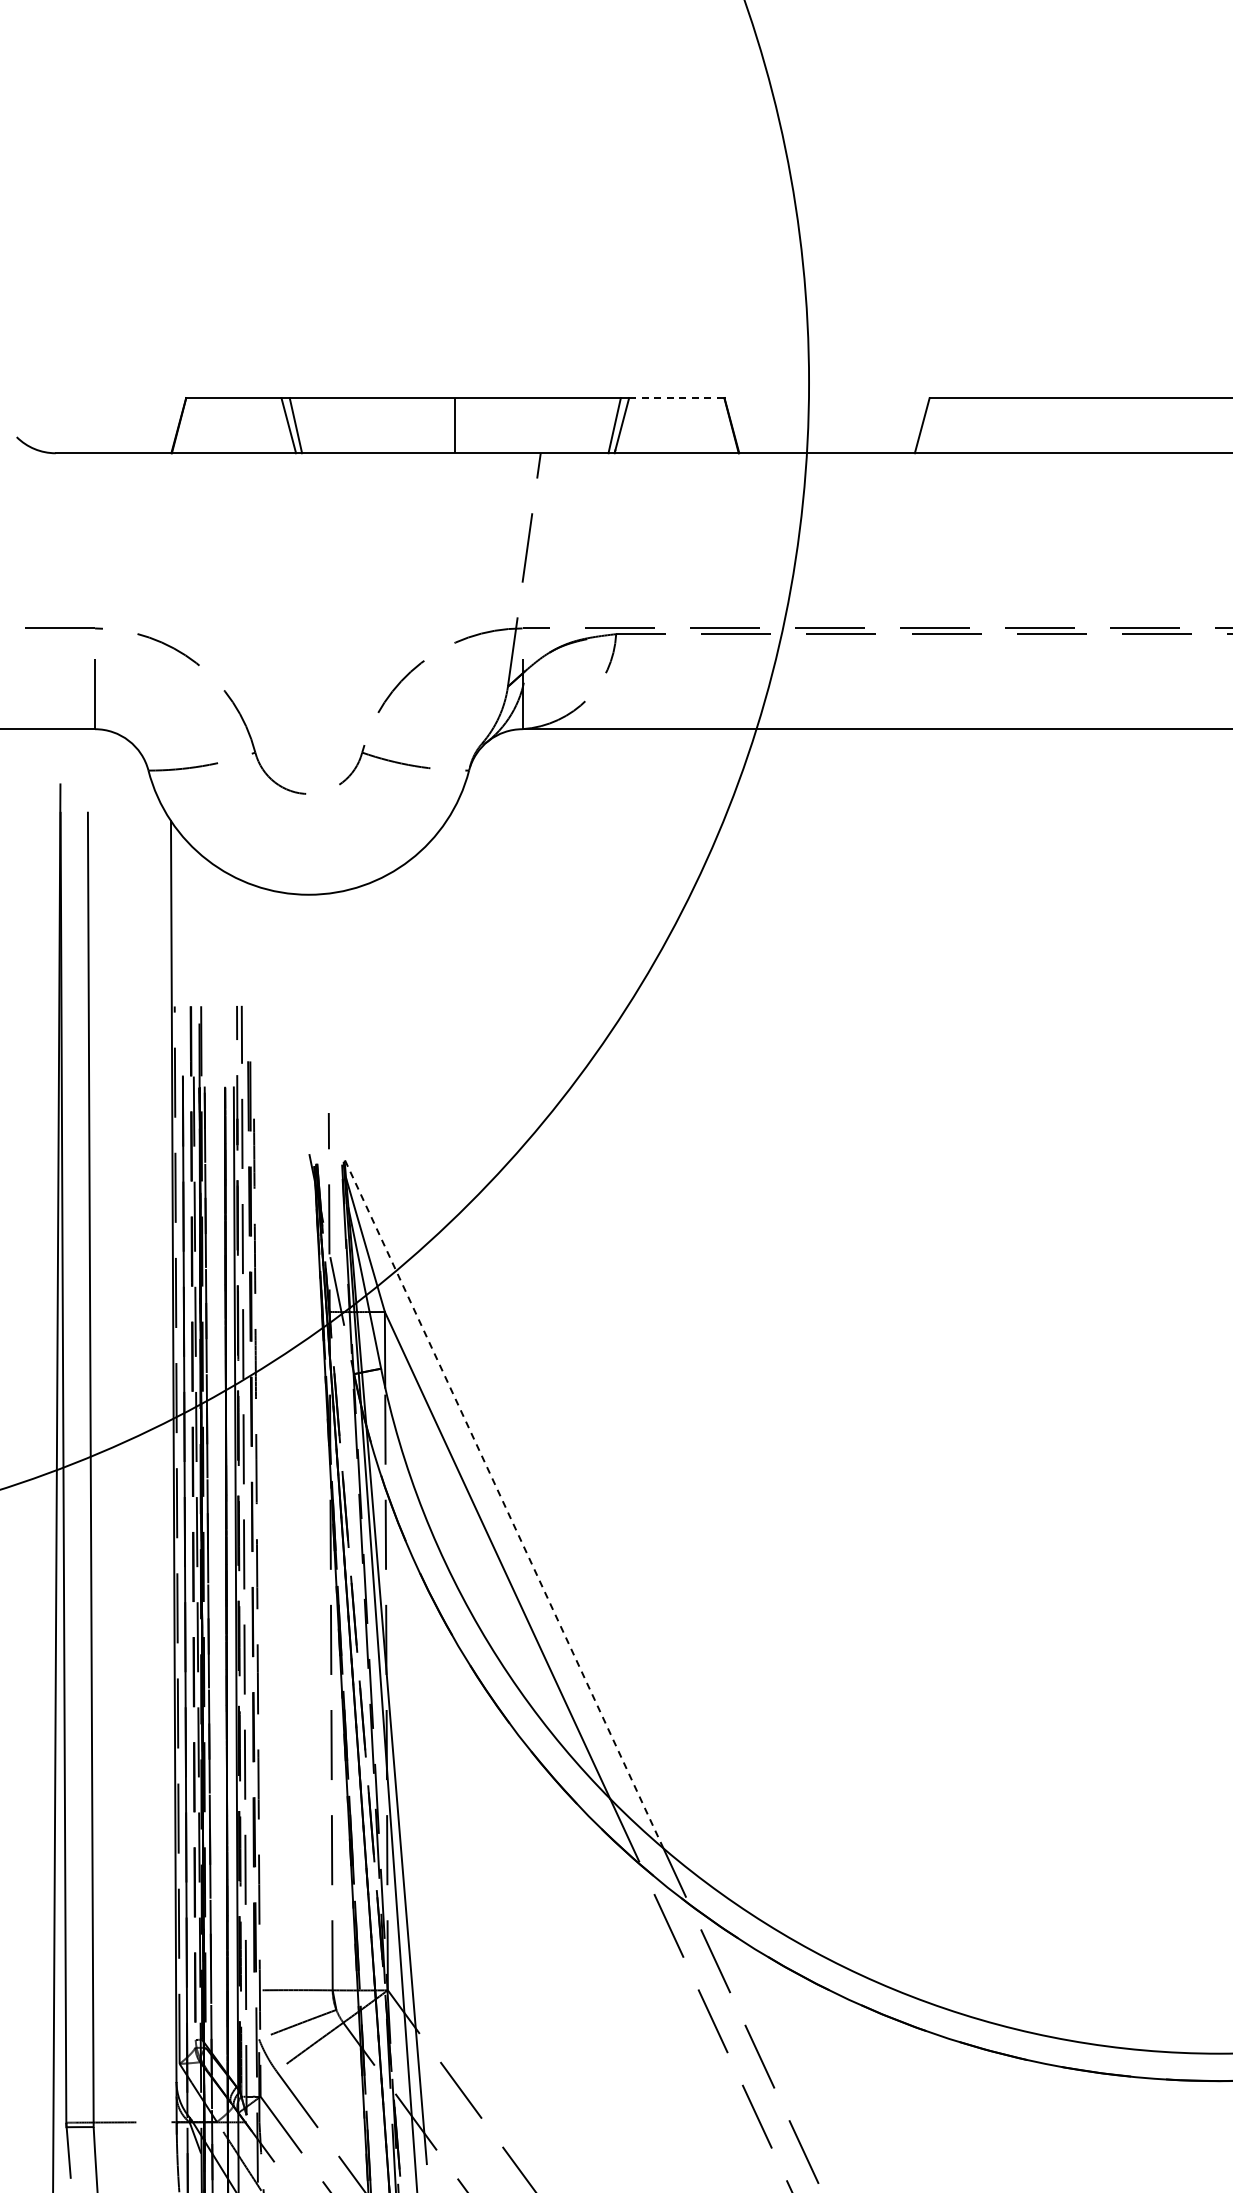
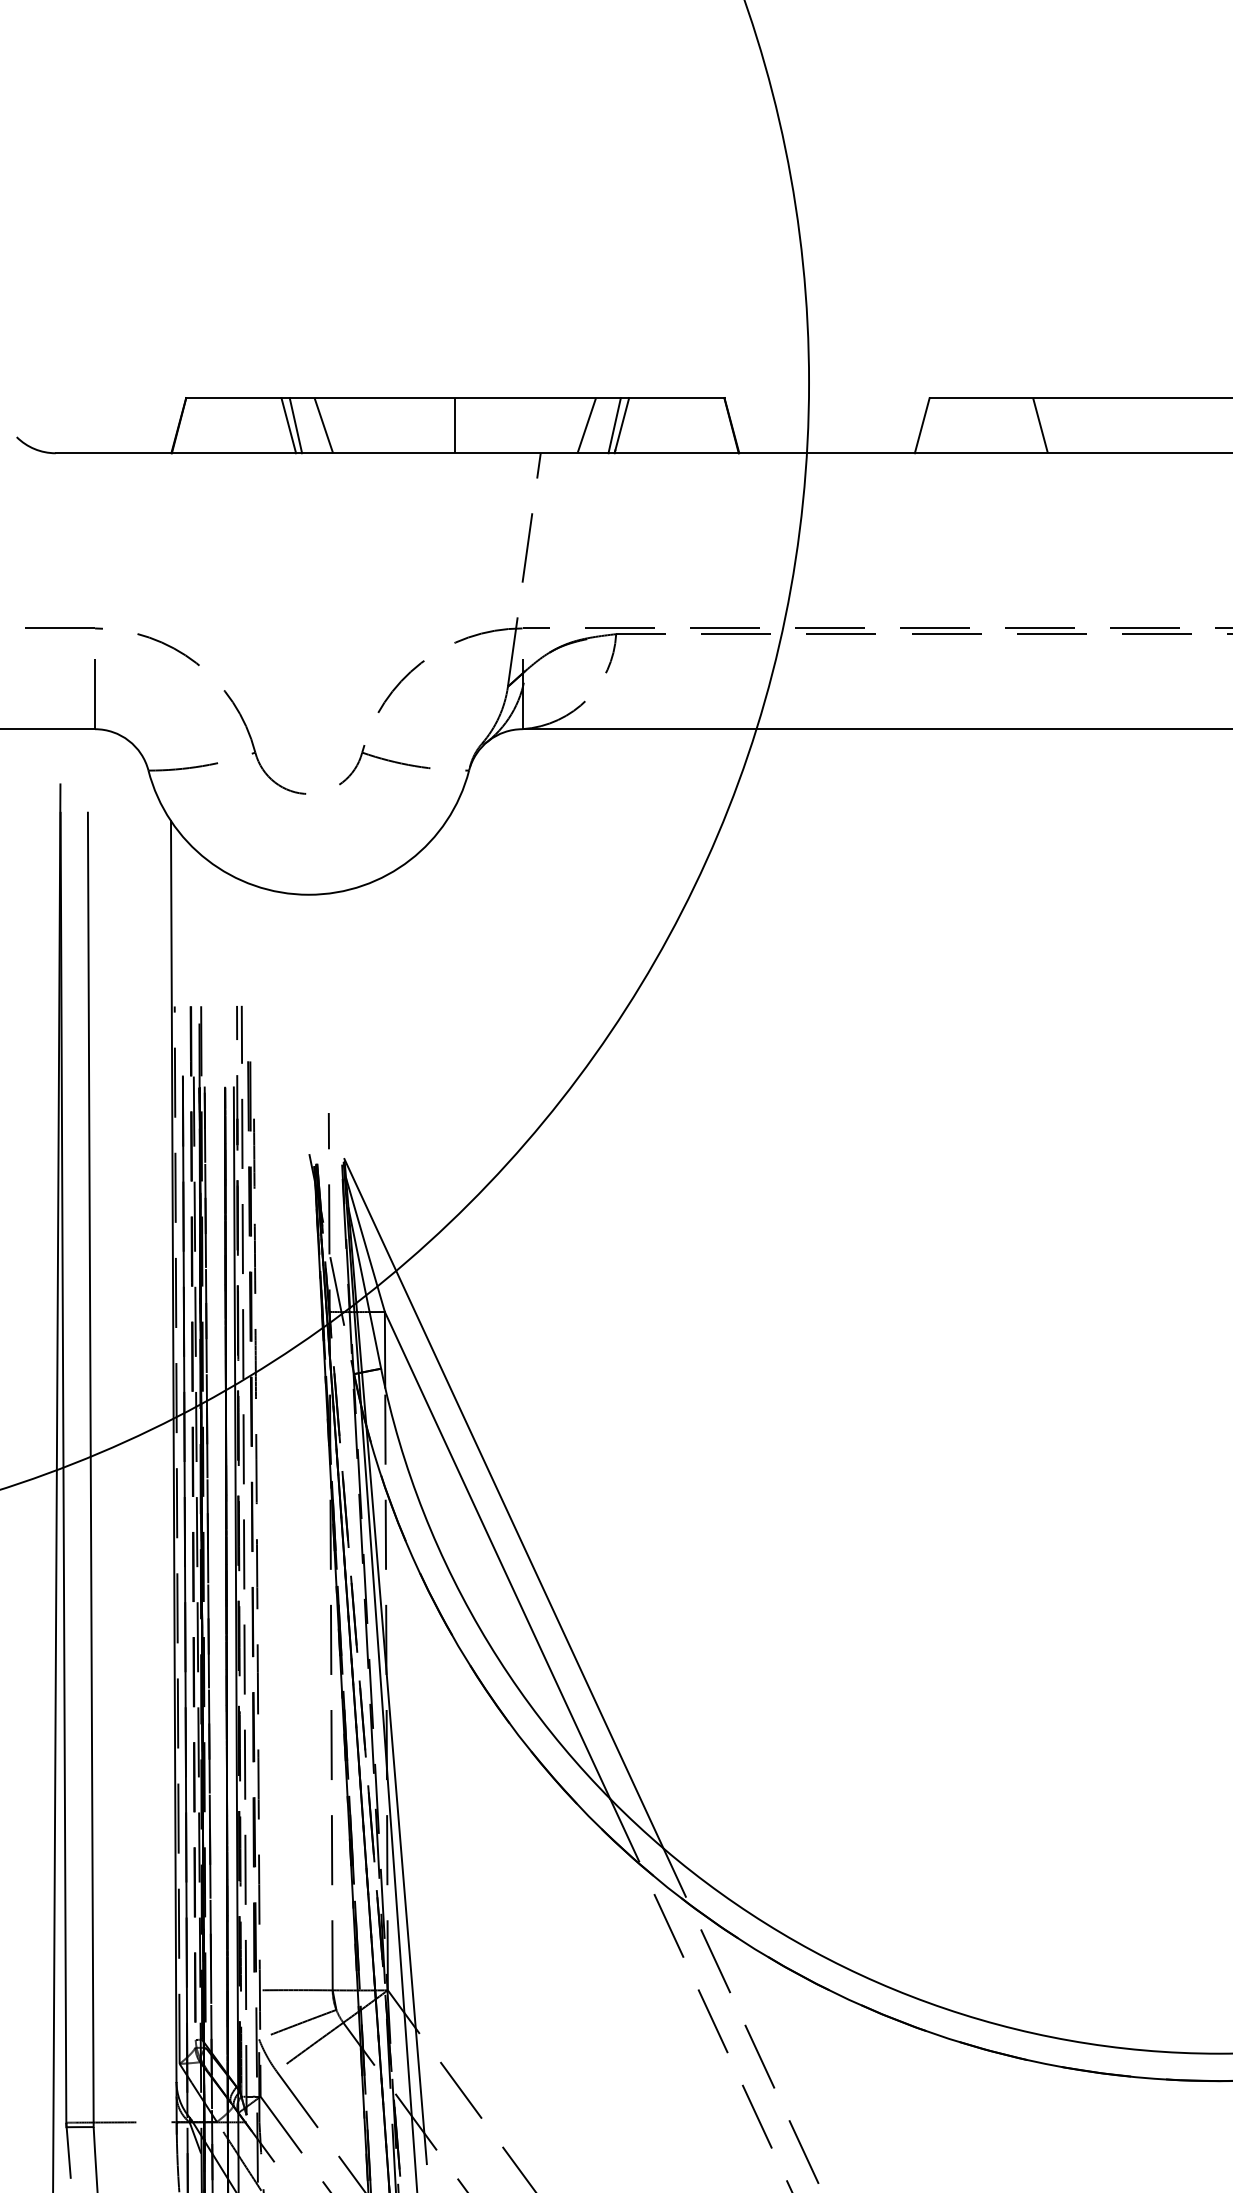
line: dashed -> solid (676, 398)
line: none -> present (323, 425)
line: none -> present (586, 425)
line: none -> present (1040, 425)
line: dashed -> solid (503, 1503)
